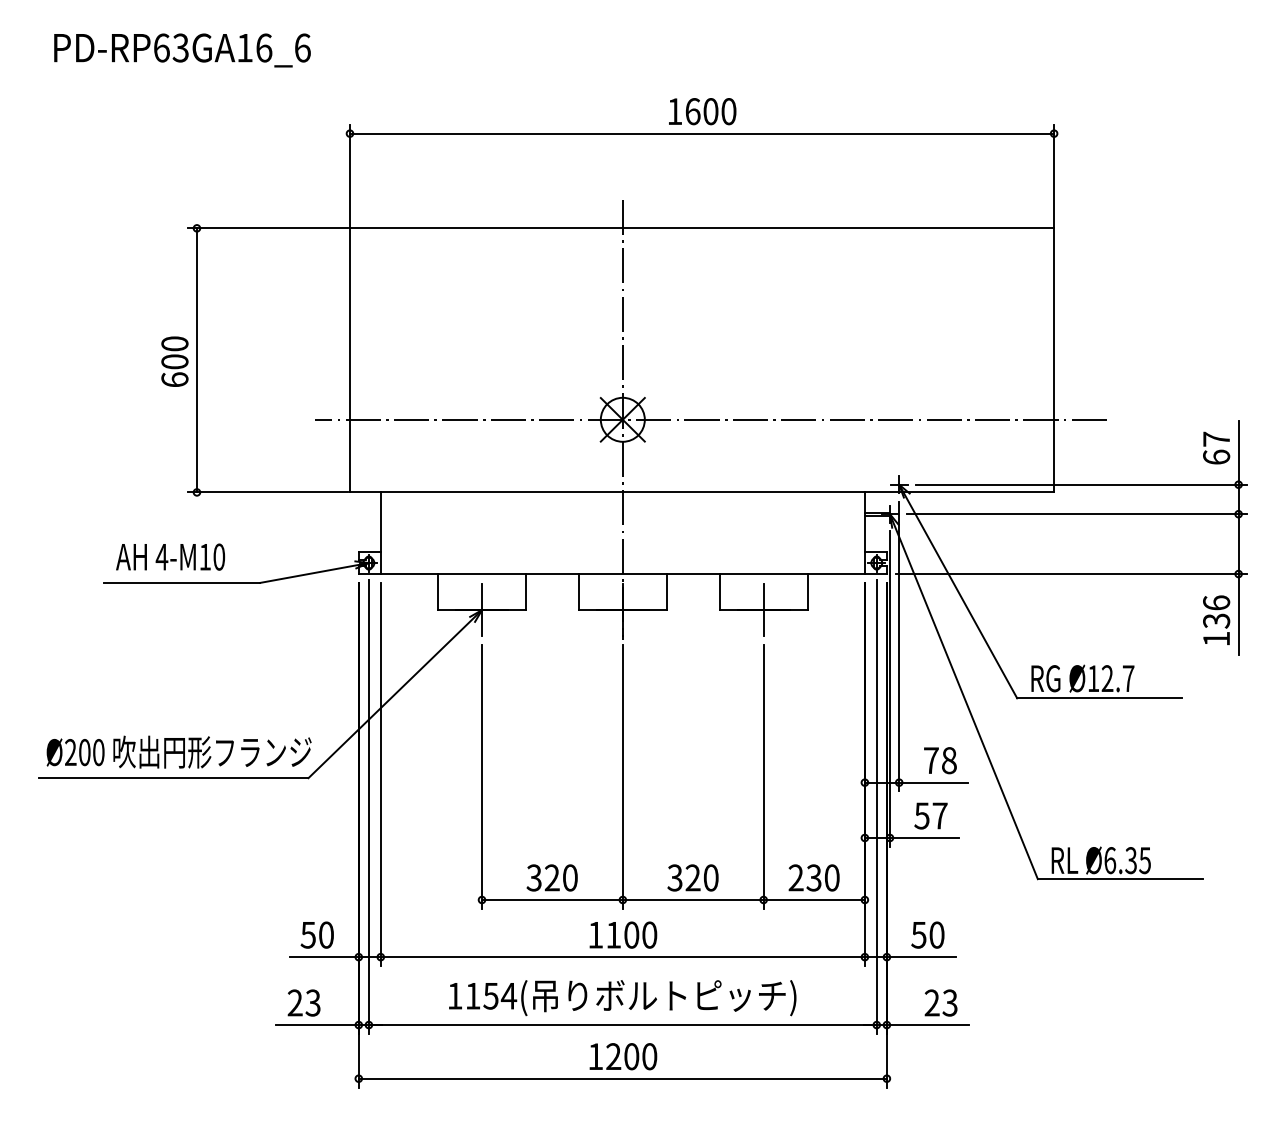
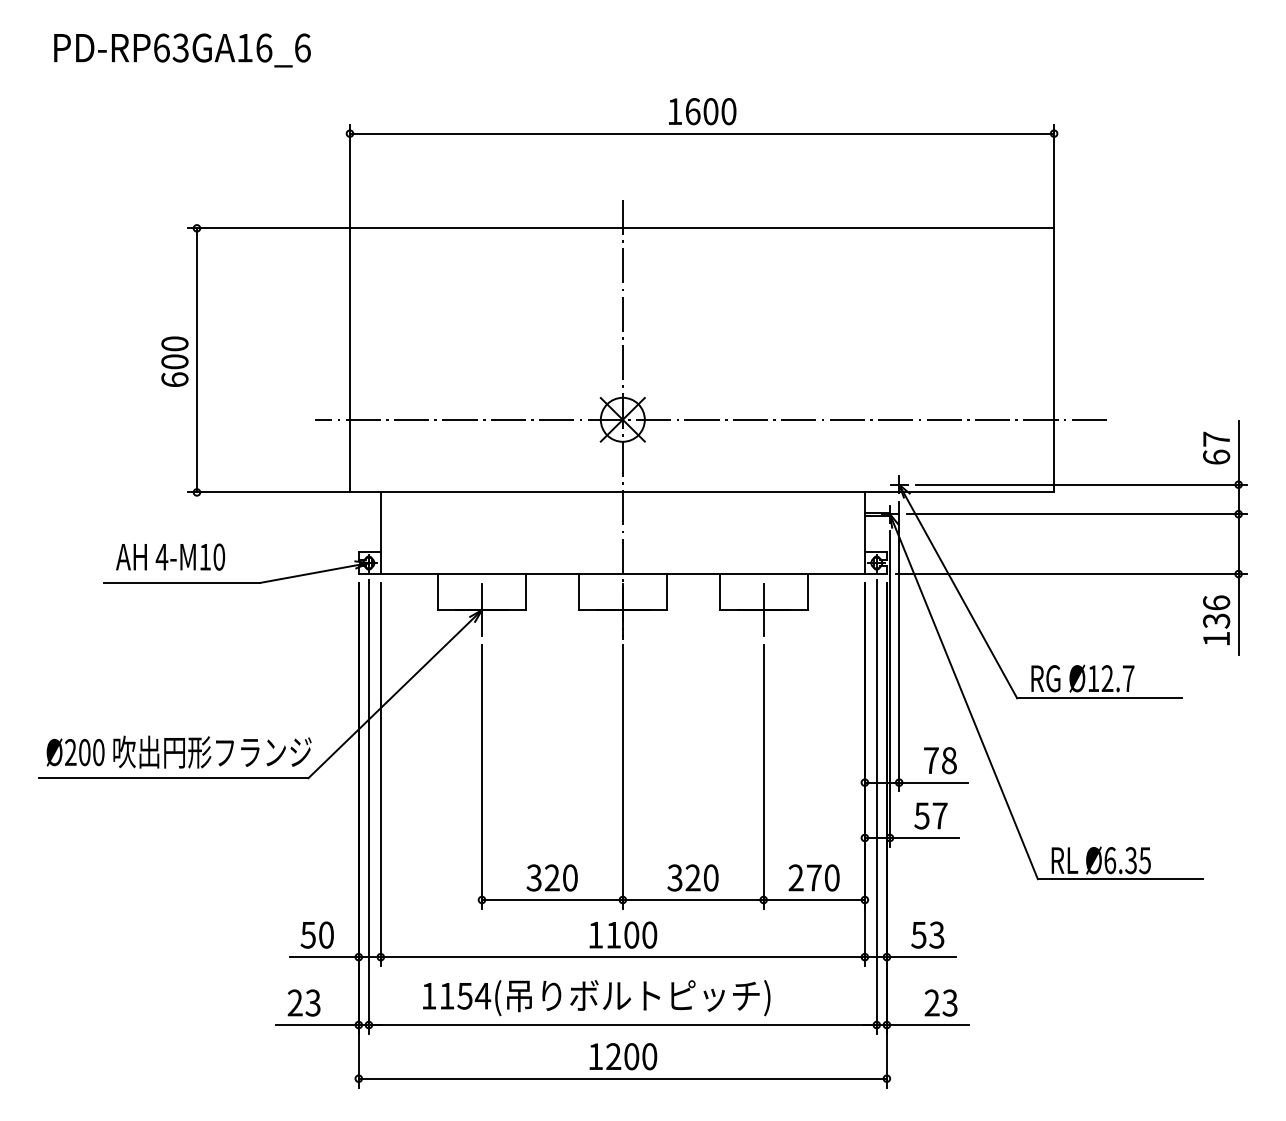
text: 230 -> 270 (813, 877)
text: 50 -> 53 (936, 934)
text position: (622, 998) -> (596, 998) (596, 998)
